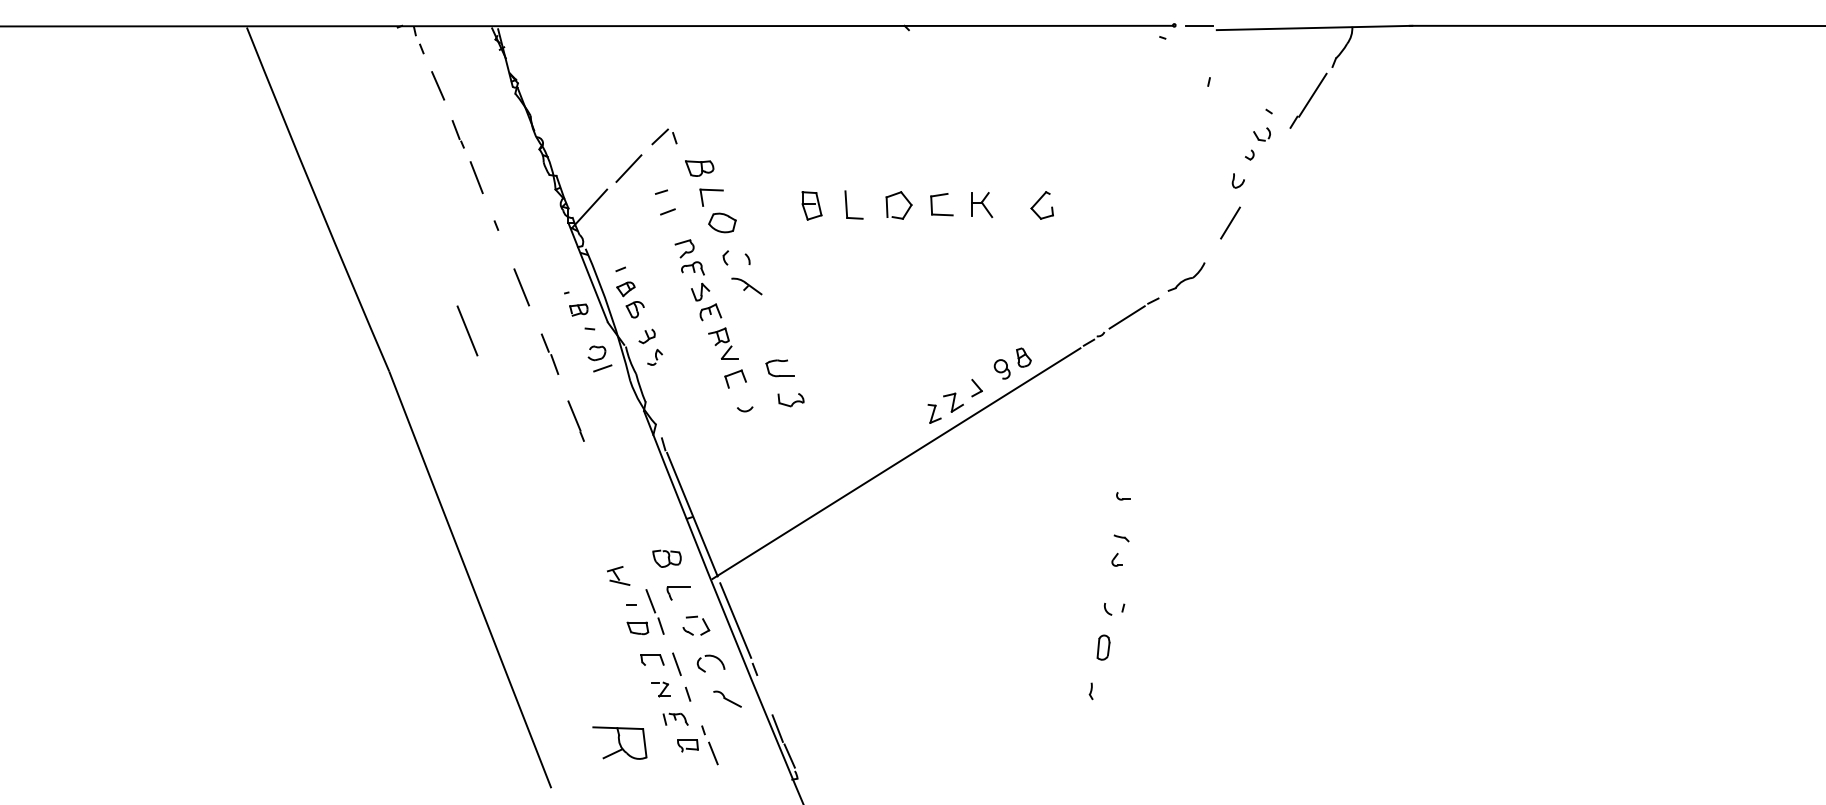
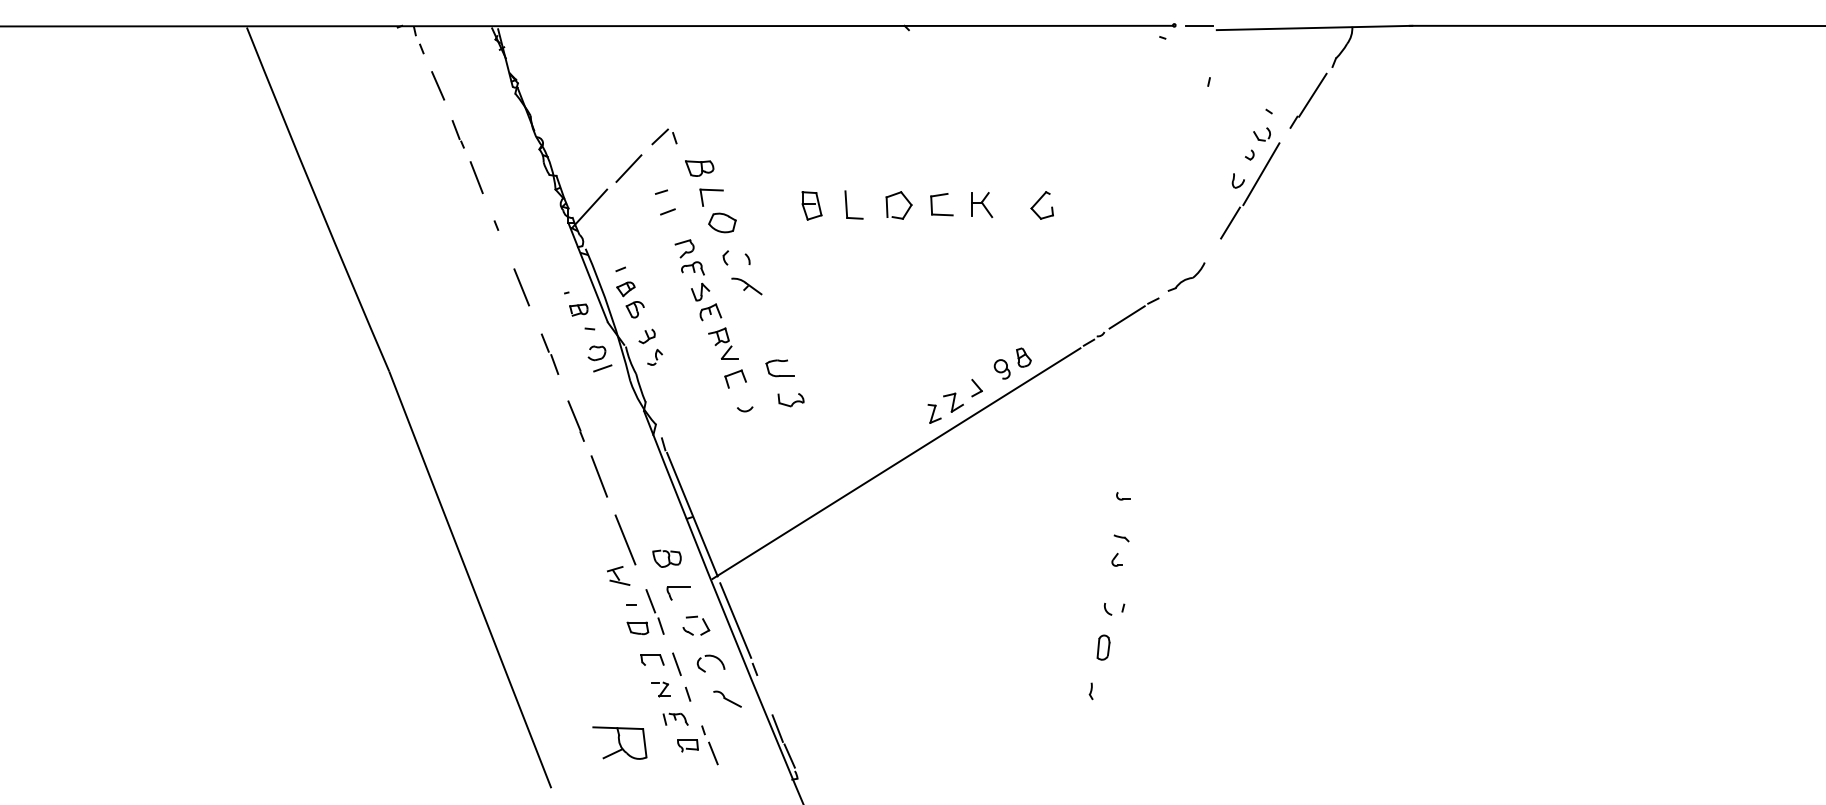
line: none -> present (1261, 174)
line position: (467, 330) -> (625, 539) (625, 539)
line: none -> present (599, 476)
